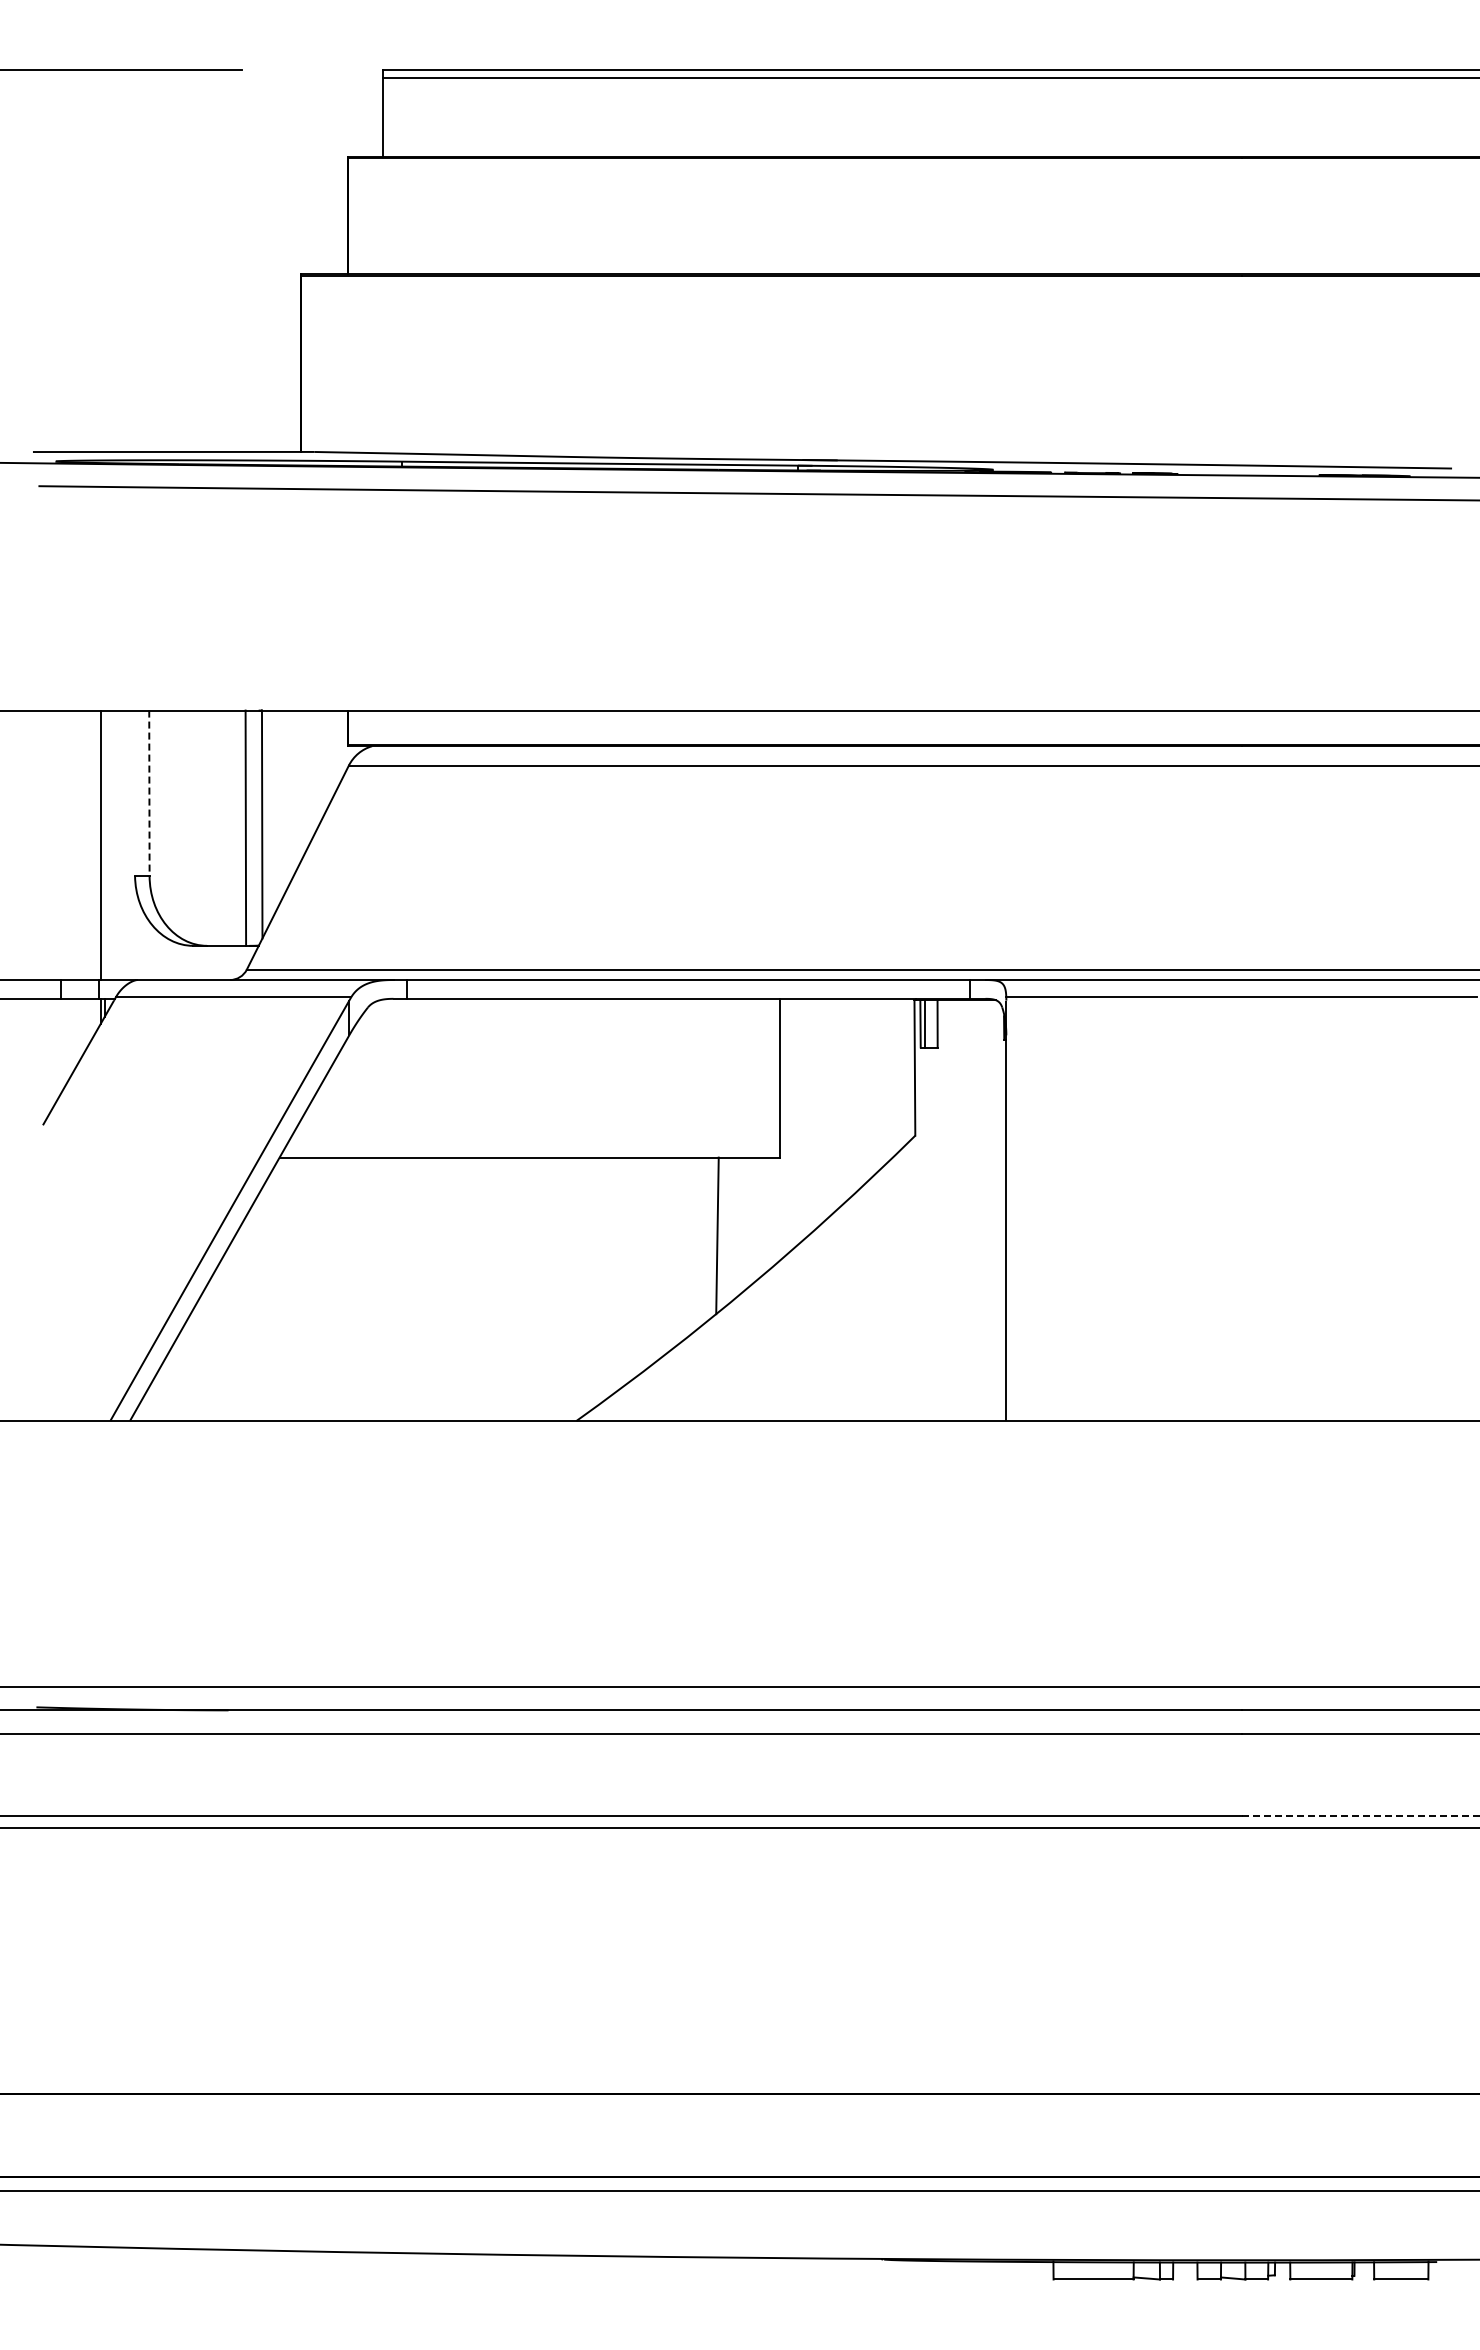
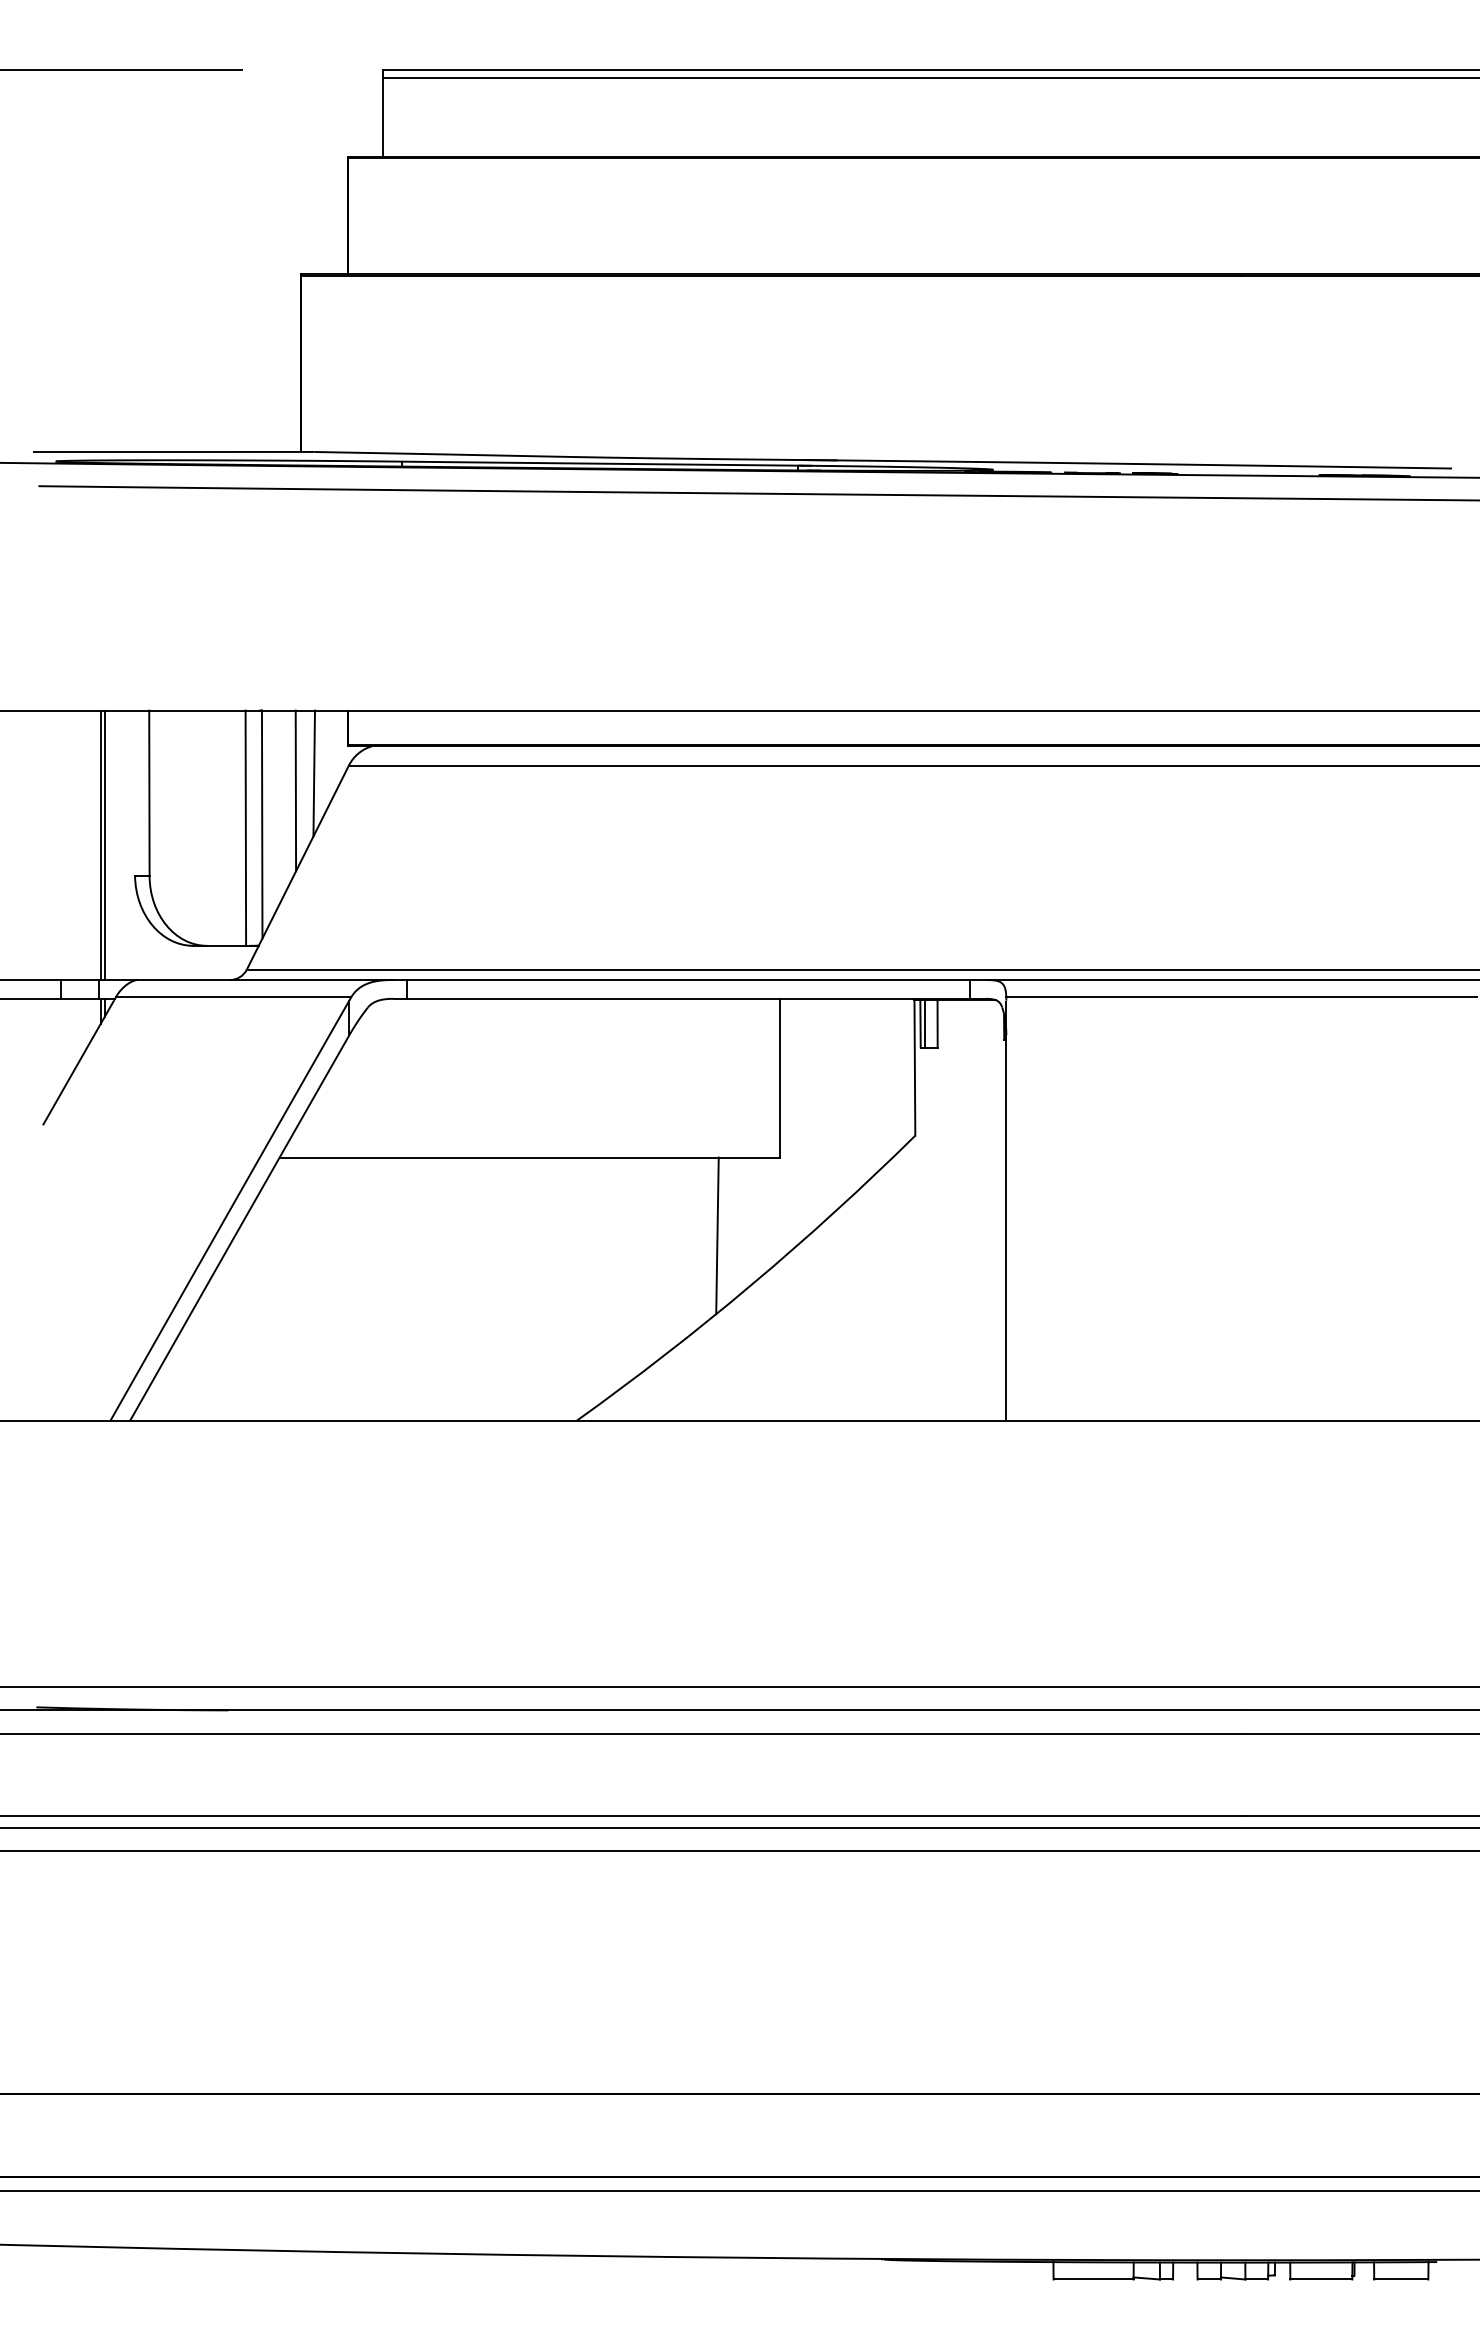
line: none -> present (314, 773)
line: none -> present (295, 790)
line: dashed -> solid (149, 793)
line: none -> present (104, 845)
line: dashed -> solid (1360, 1816)
line: none -> present (739, 1851)
